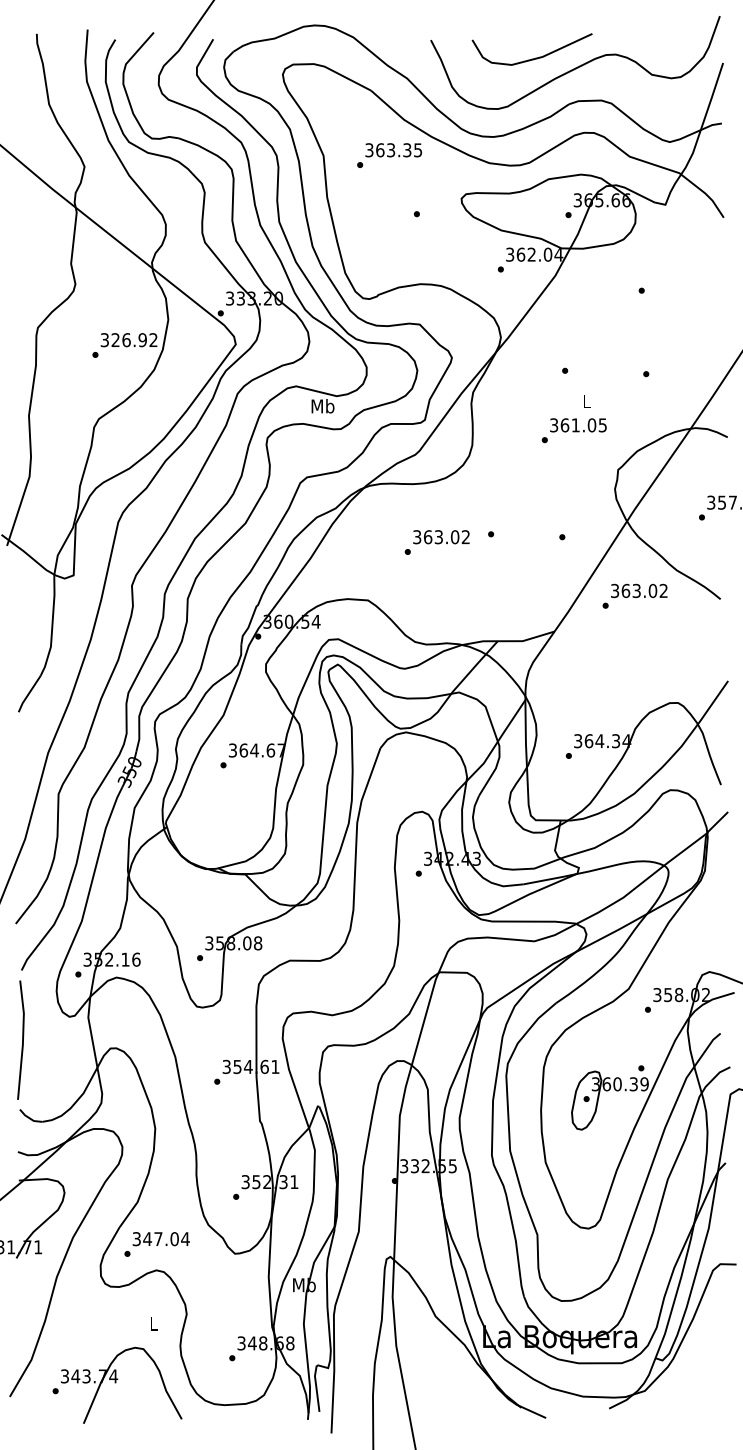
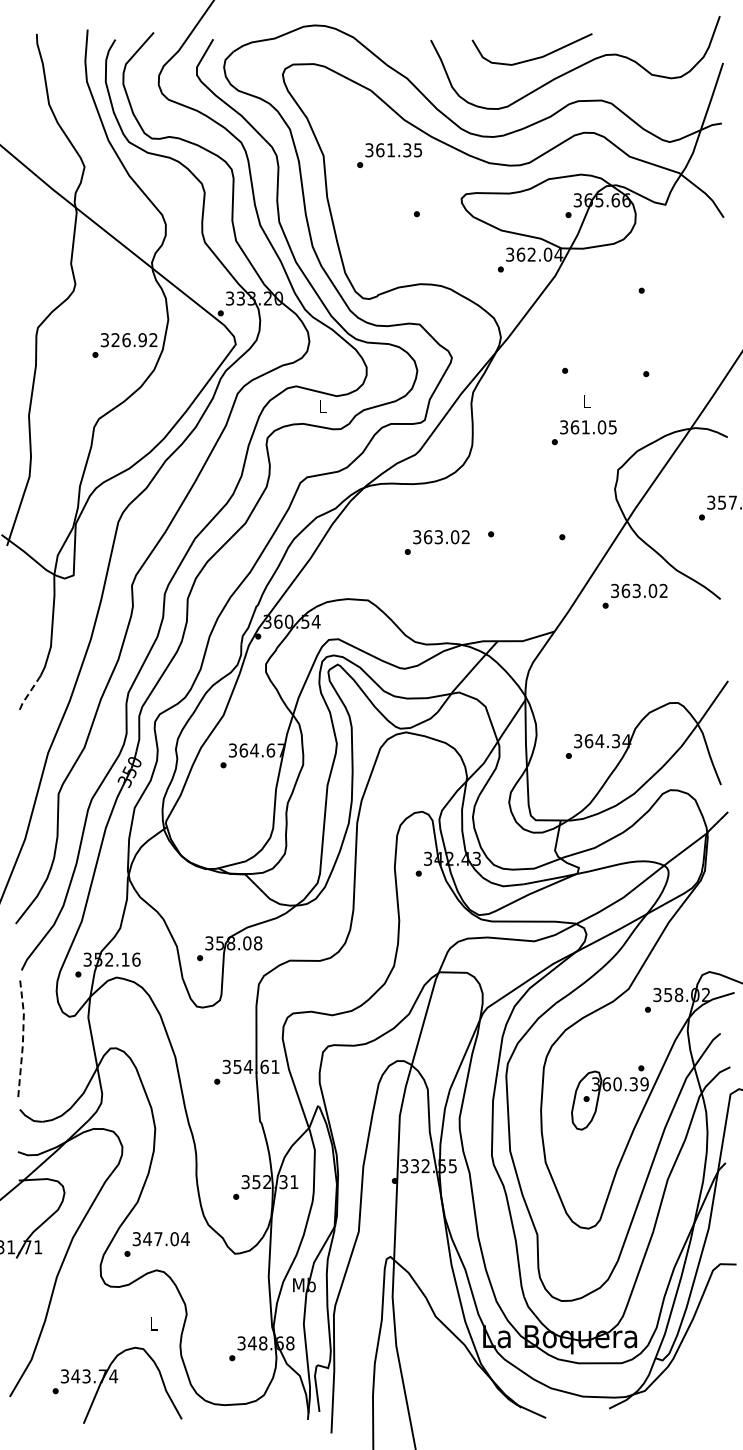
text: 363.35 -> 361.35 (391, 150)
text: Mb -> L (322, 406)
text position: (573, 430) -> (583, 432) (583, 432)
line: solid -> dashed (28, 694)
line: solid -> dashed (23, 1040)
